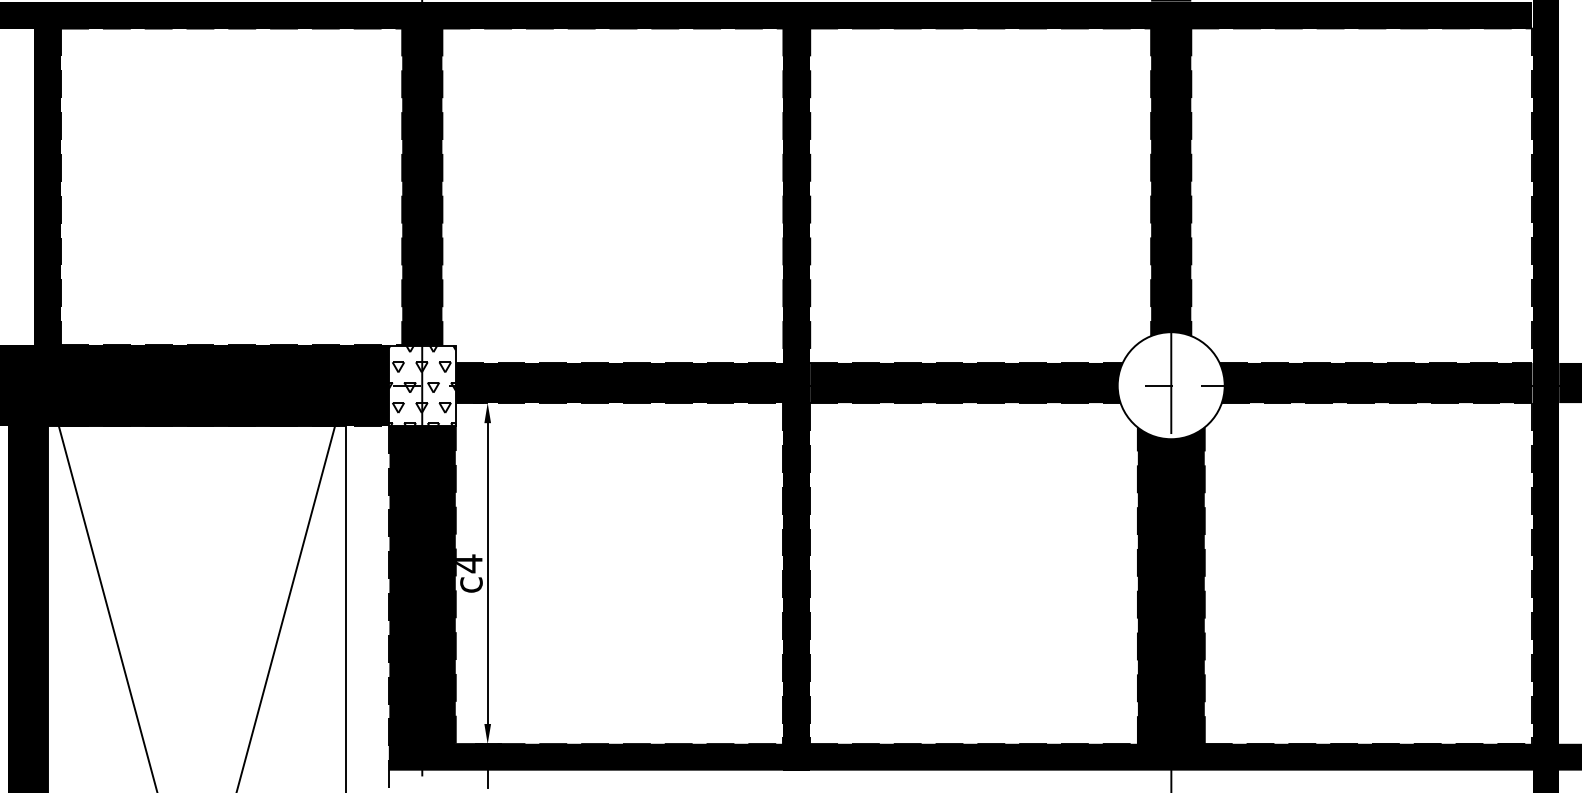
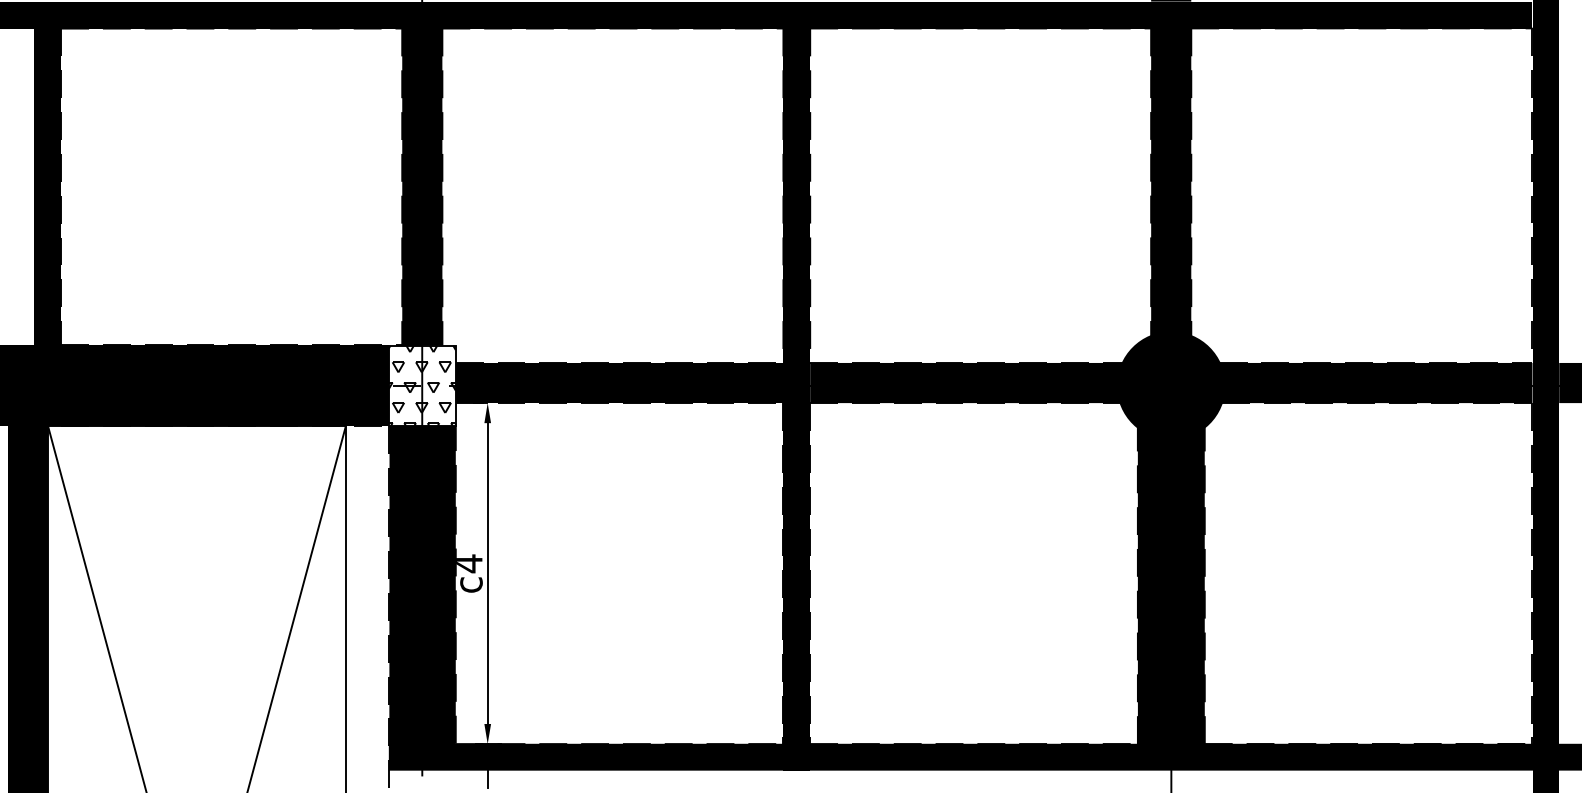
fill: none -> present (1170, 385)
line position: (107, 606) -> (96, 607) (96, 607)
line position: (286, 606) -> (296, 607) (296, 607)
